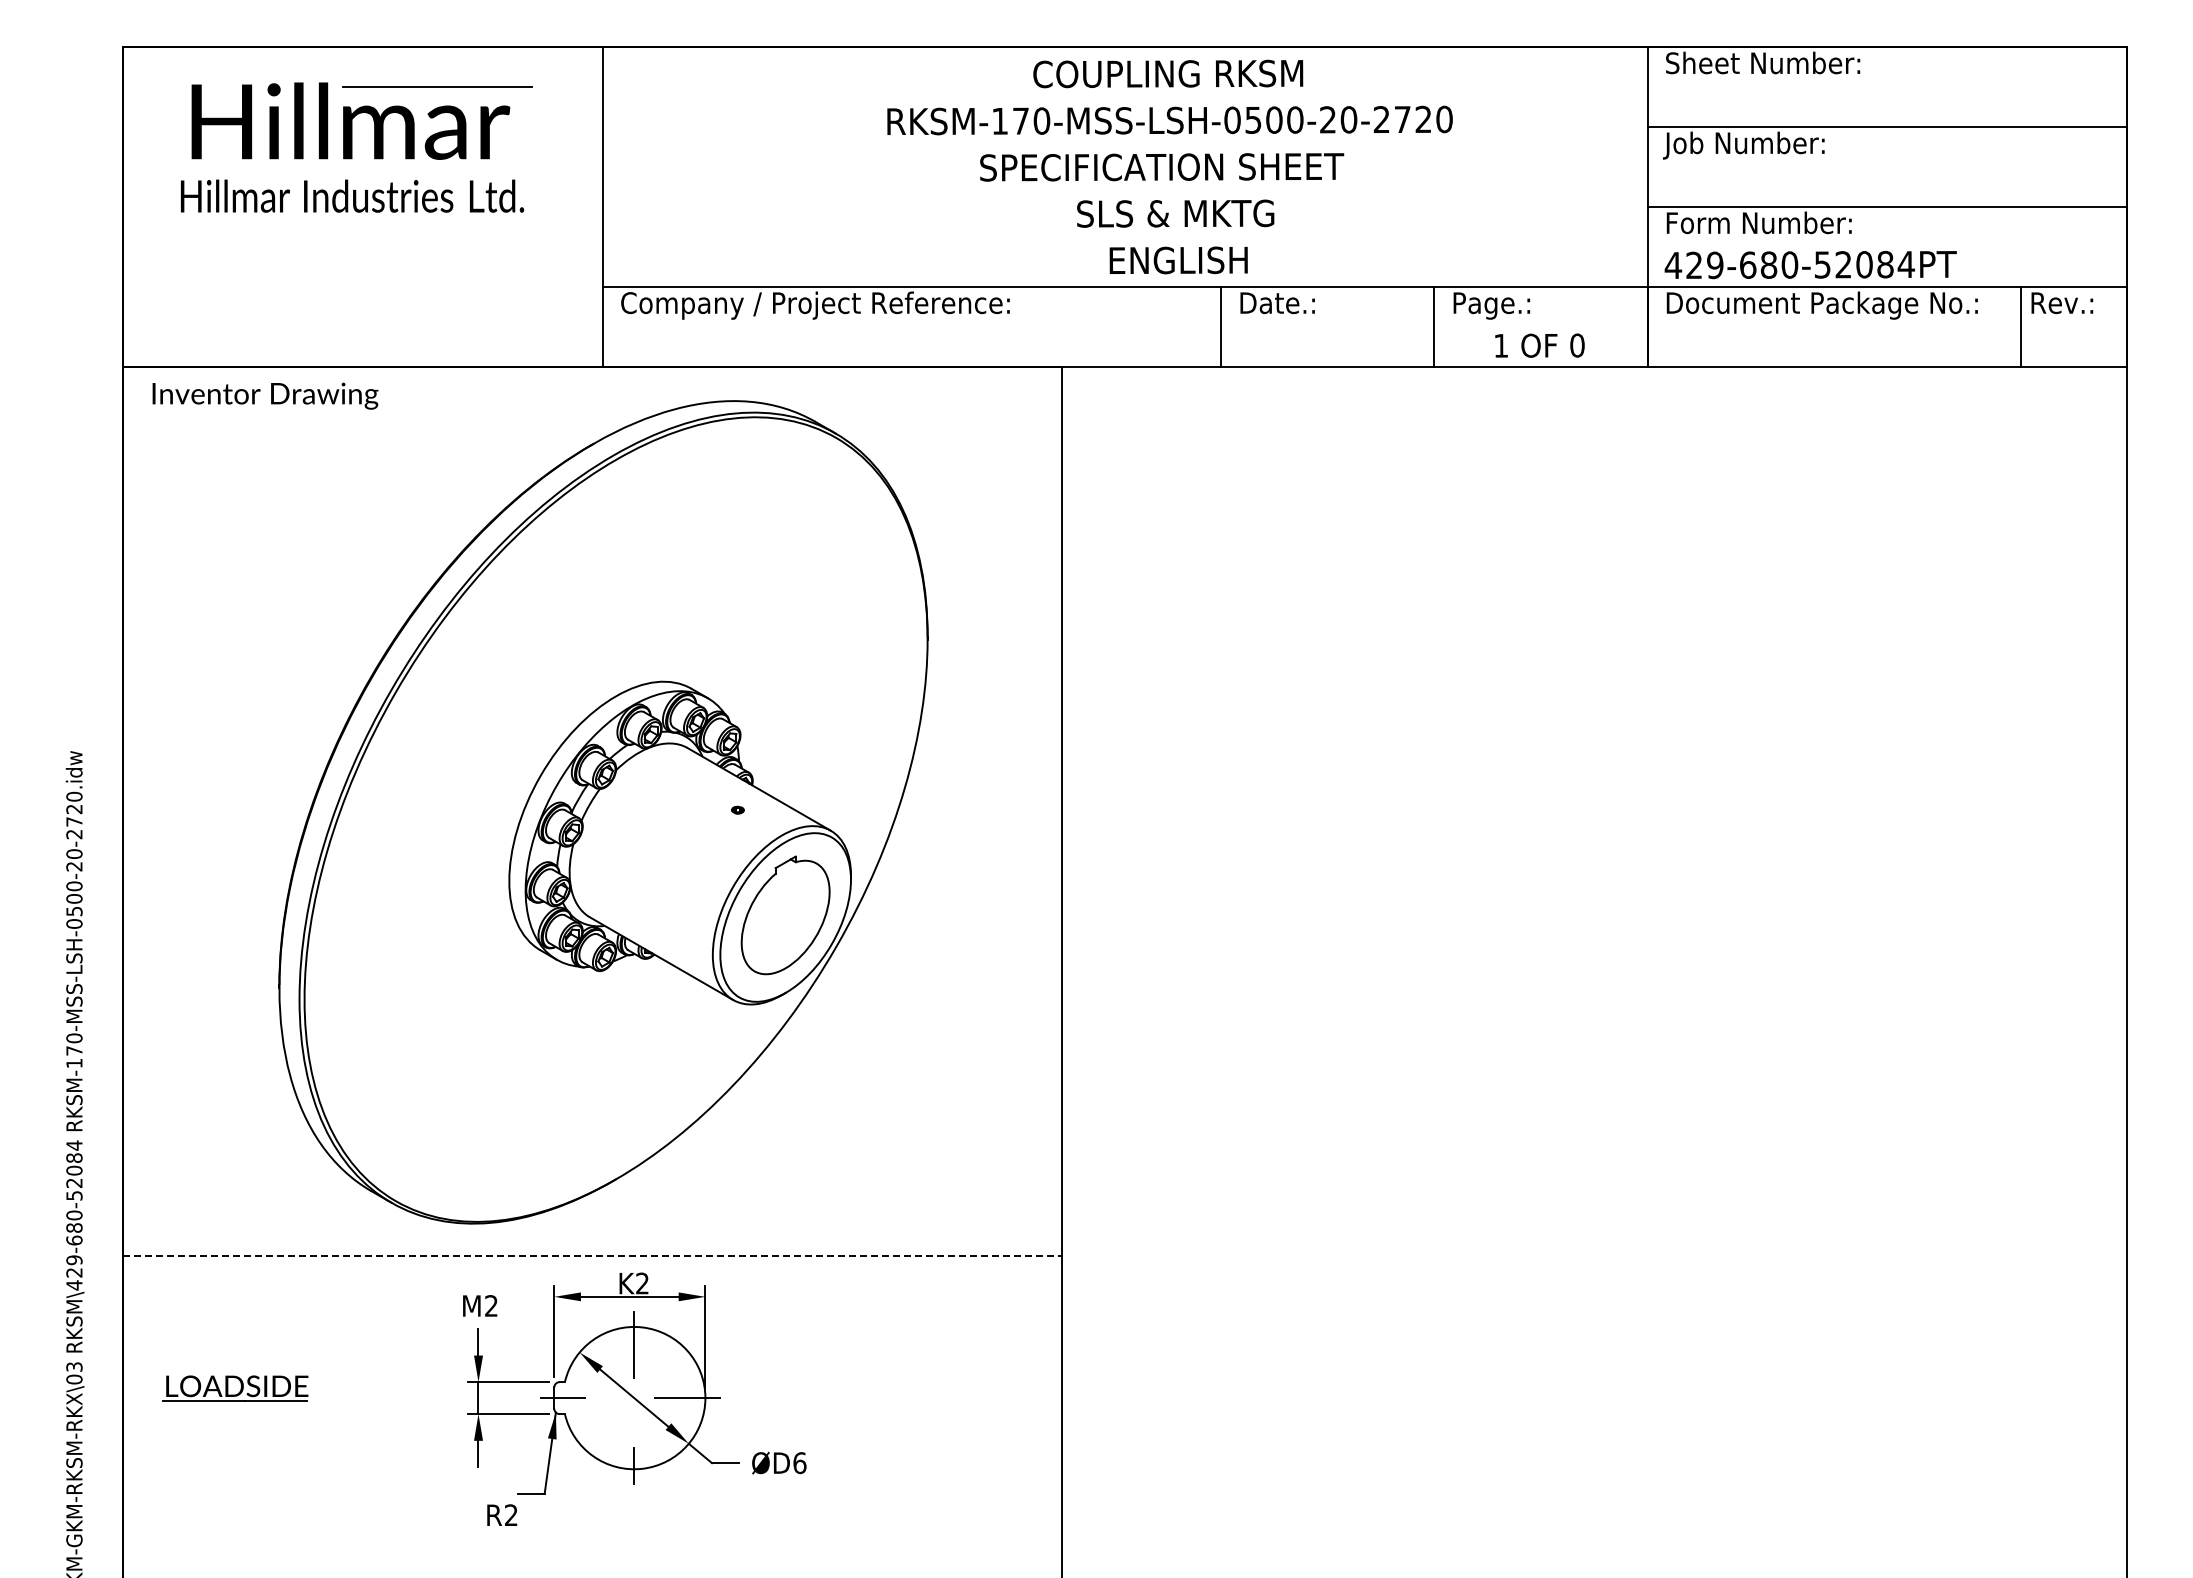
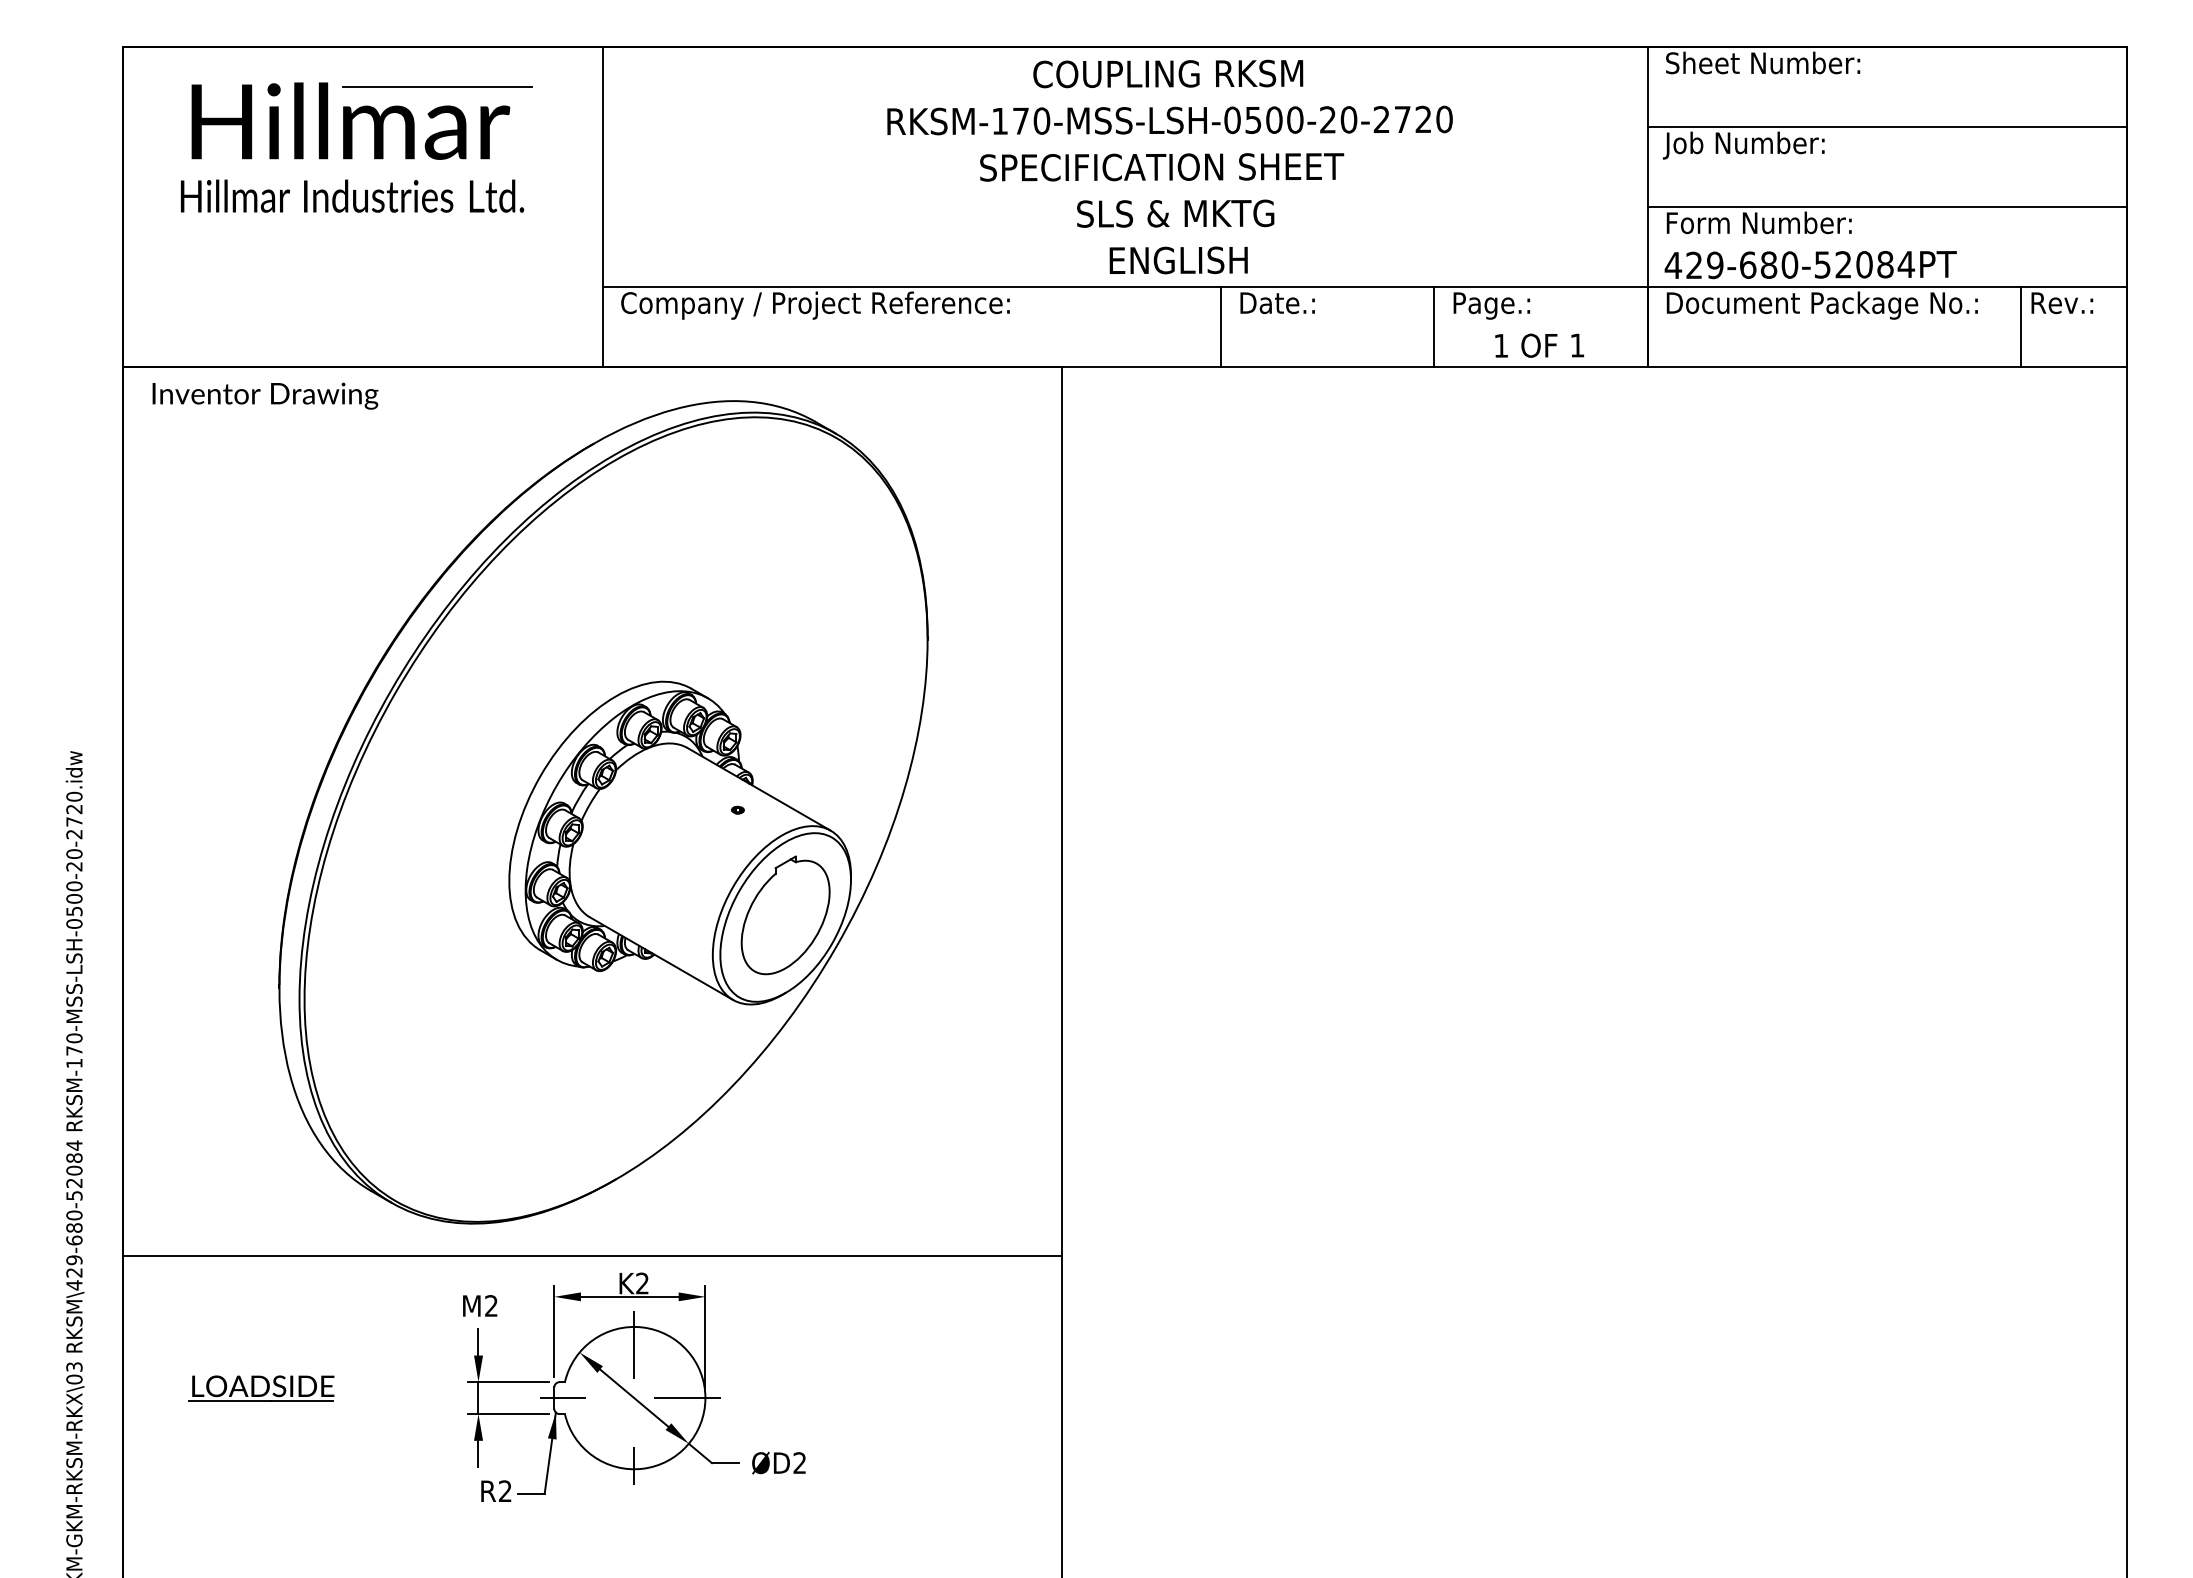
text: 0 -> 1 (1577, 345)
line: dashed -> solid (593, 1256)
part position: (235, 1388) -> (261, 1388) (261, 1388)
text: ØD6 -> ØD2 (799, 1463)
text position: (502, 1514) -> (496, 1490) (496, 1490)
